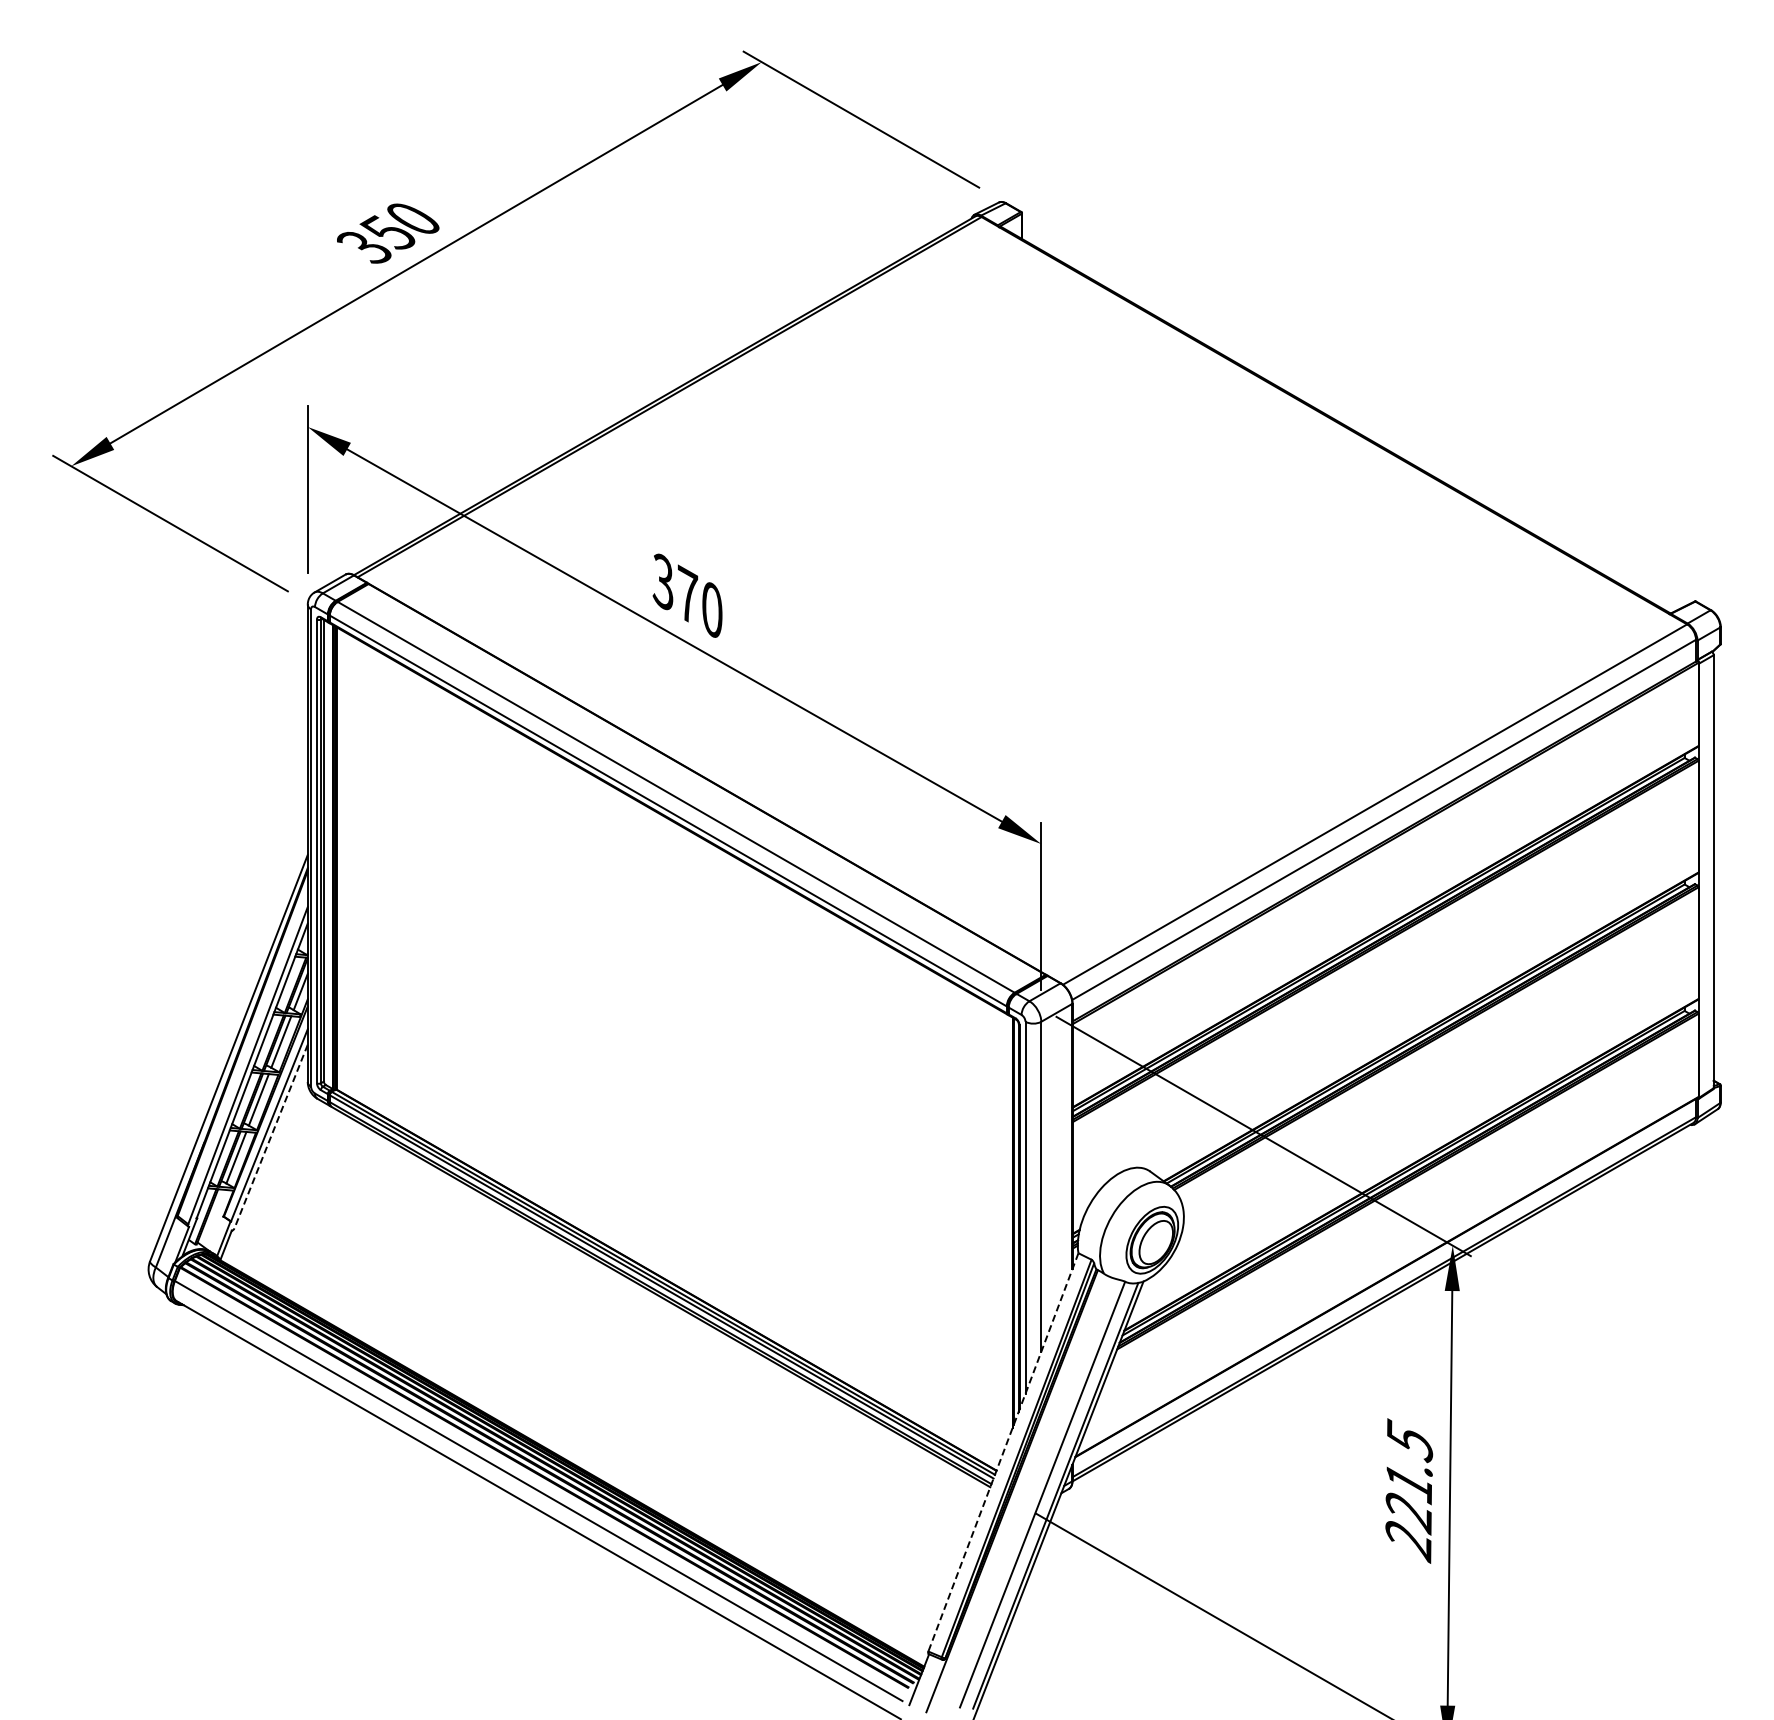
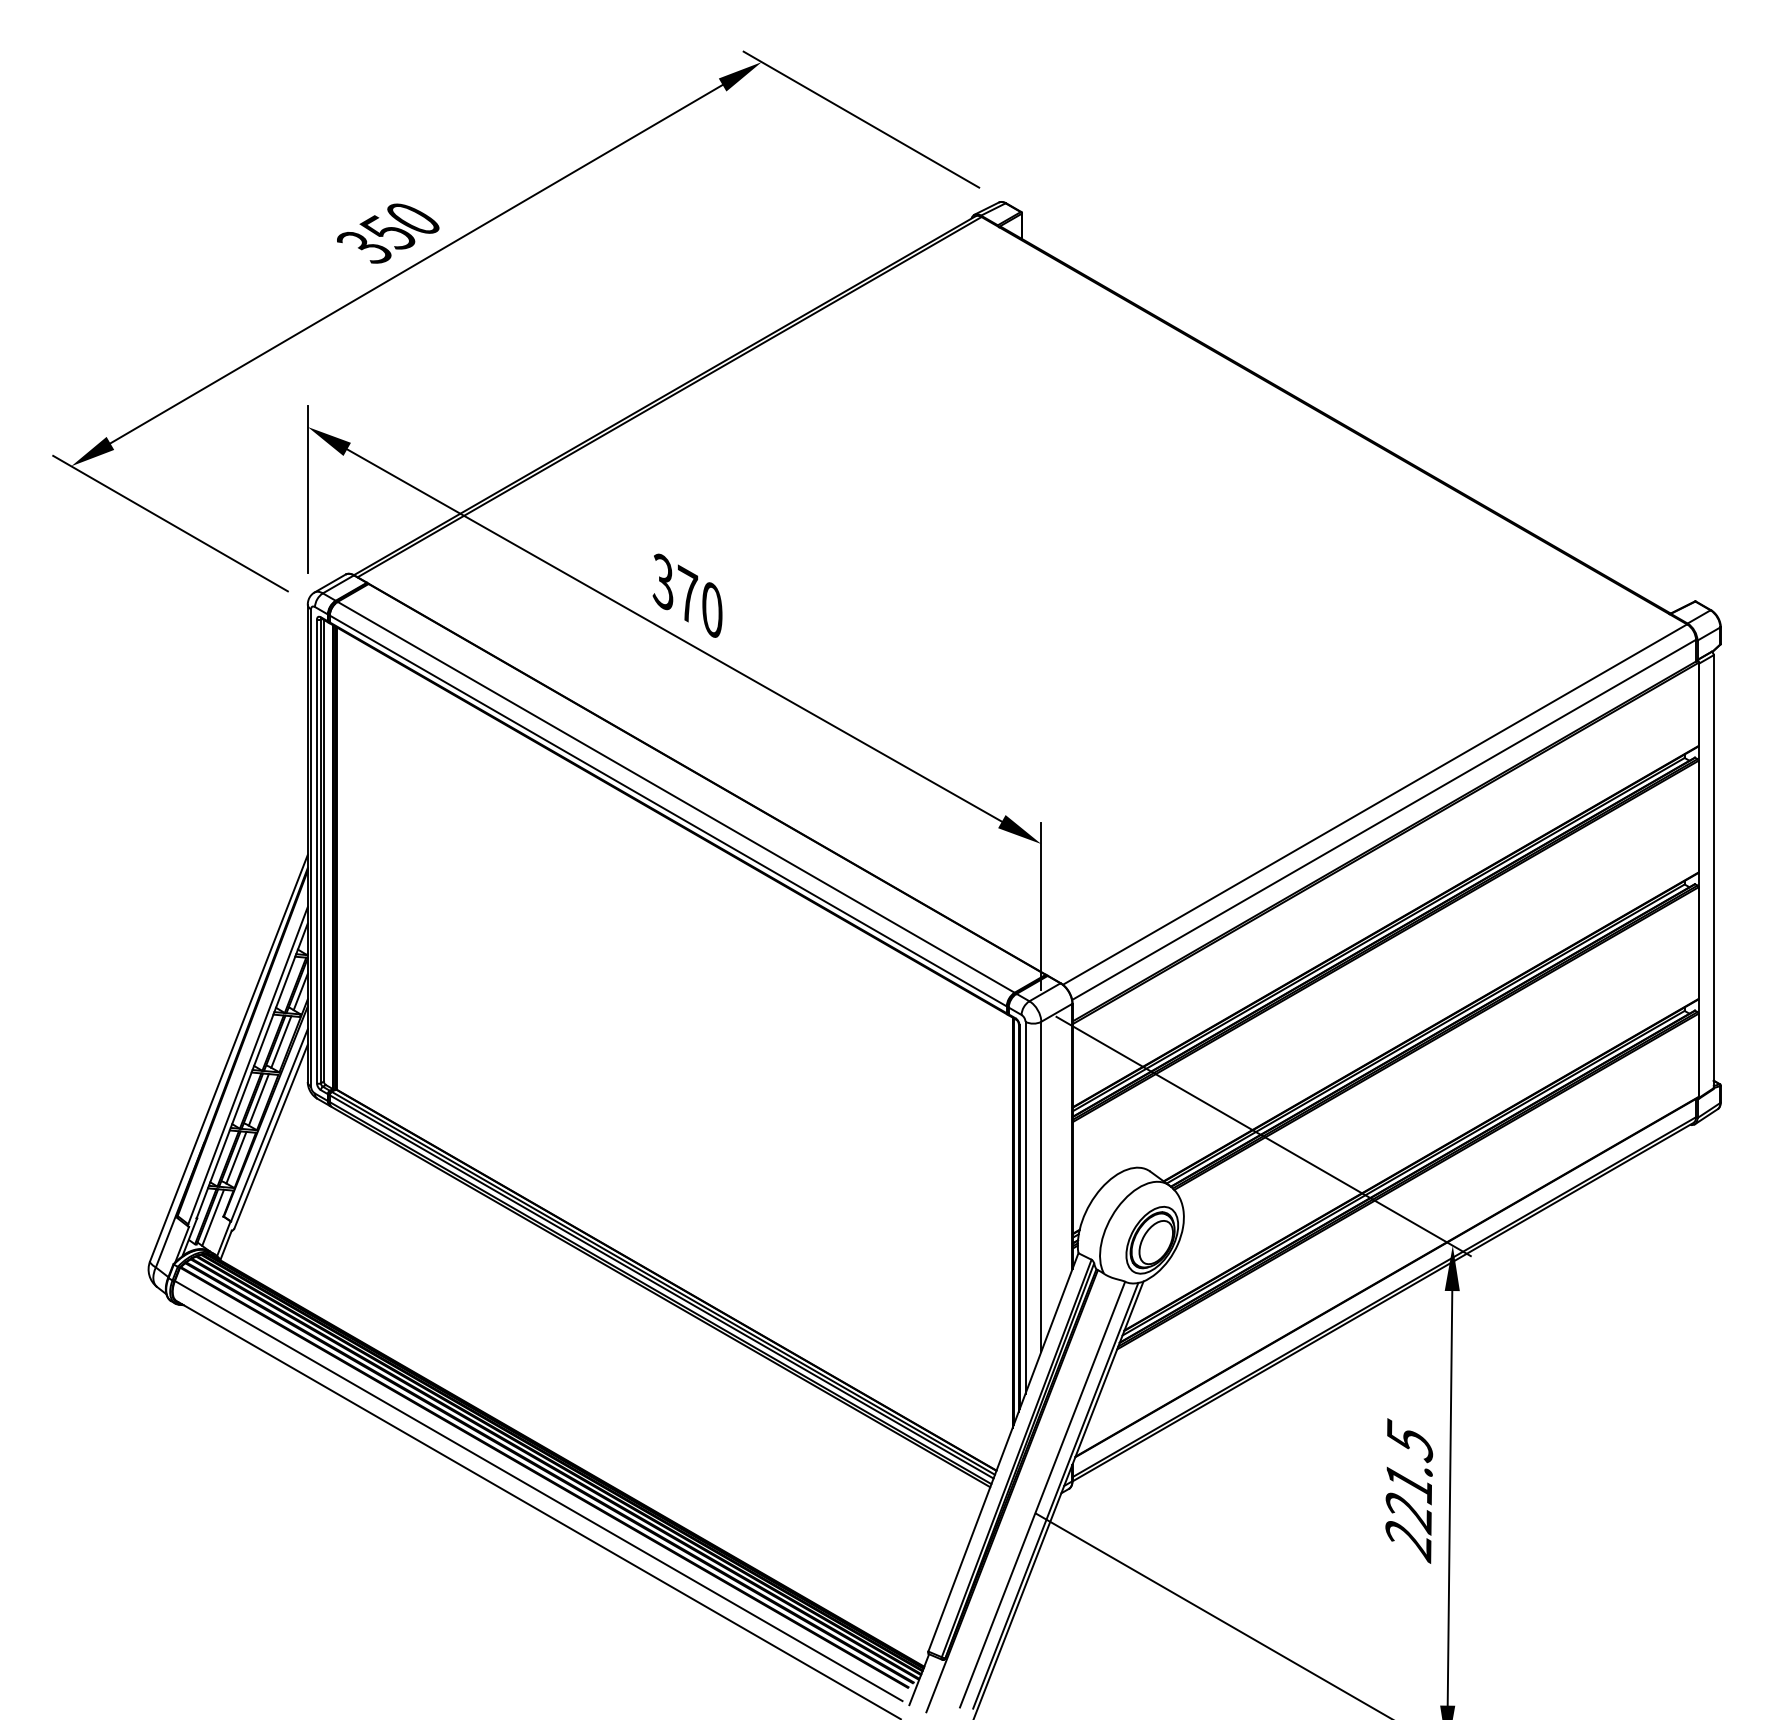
line: dashed -> solid (271, 1136)
line: none -> present (213, 1217)
line: dashed -> solid (1003, 1452)
